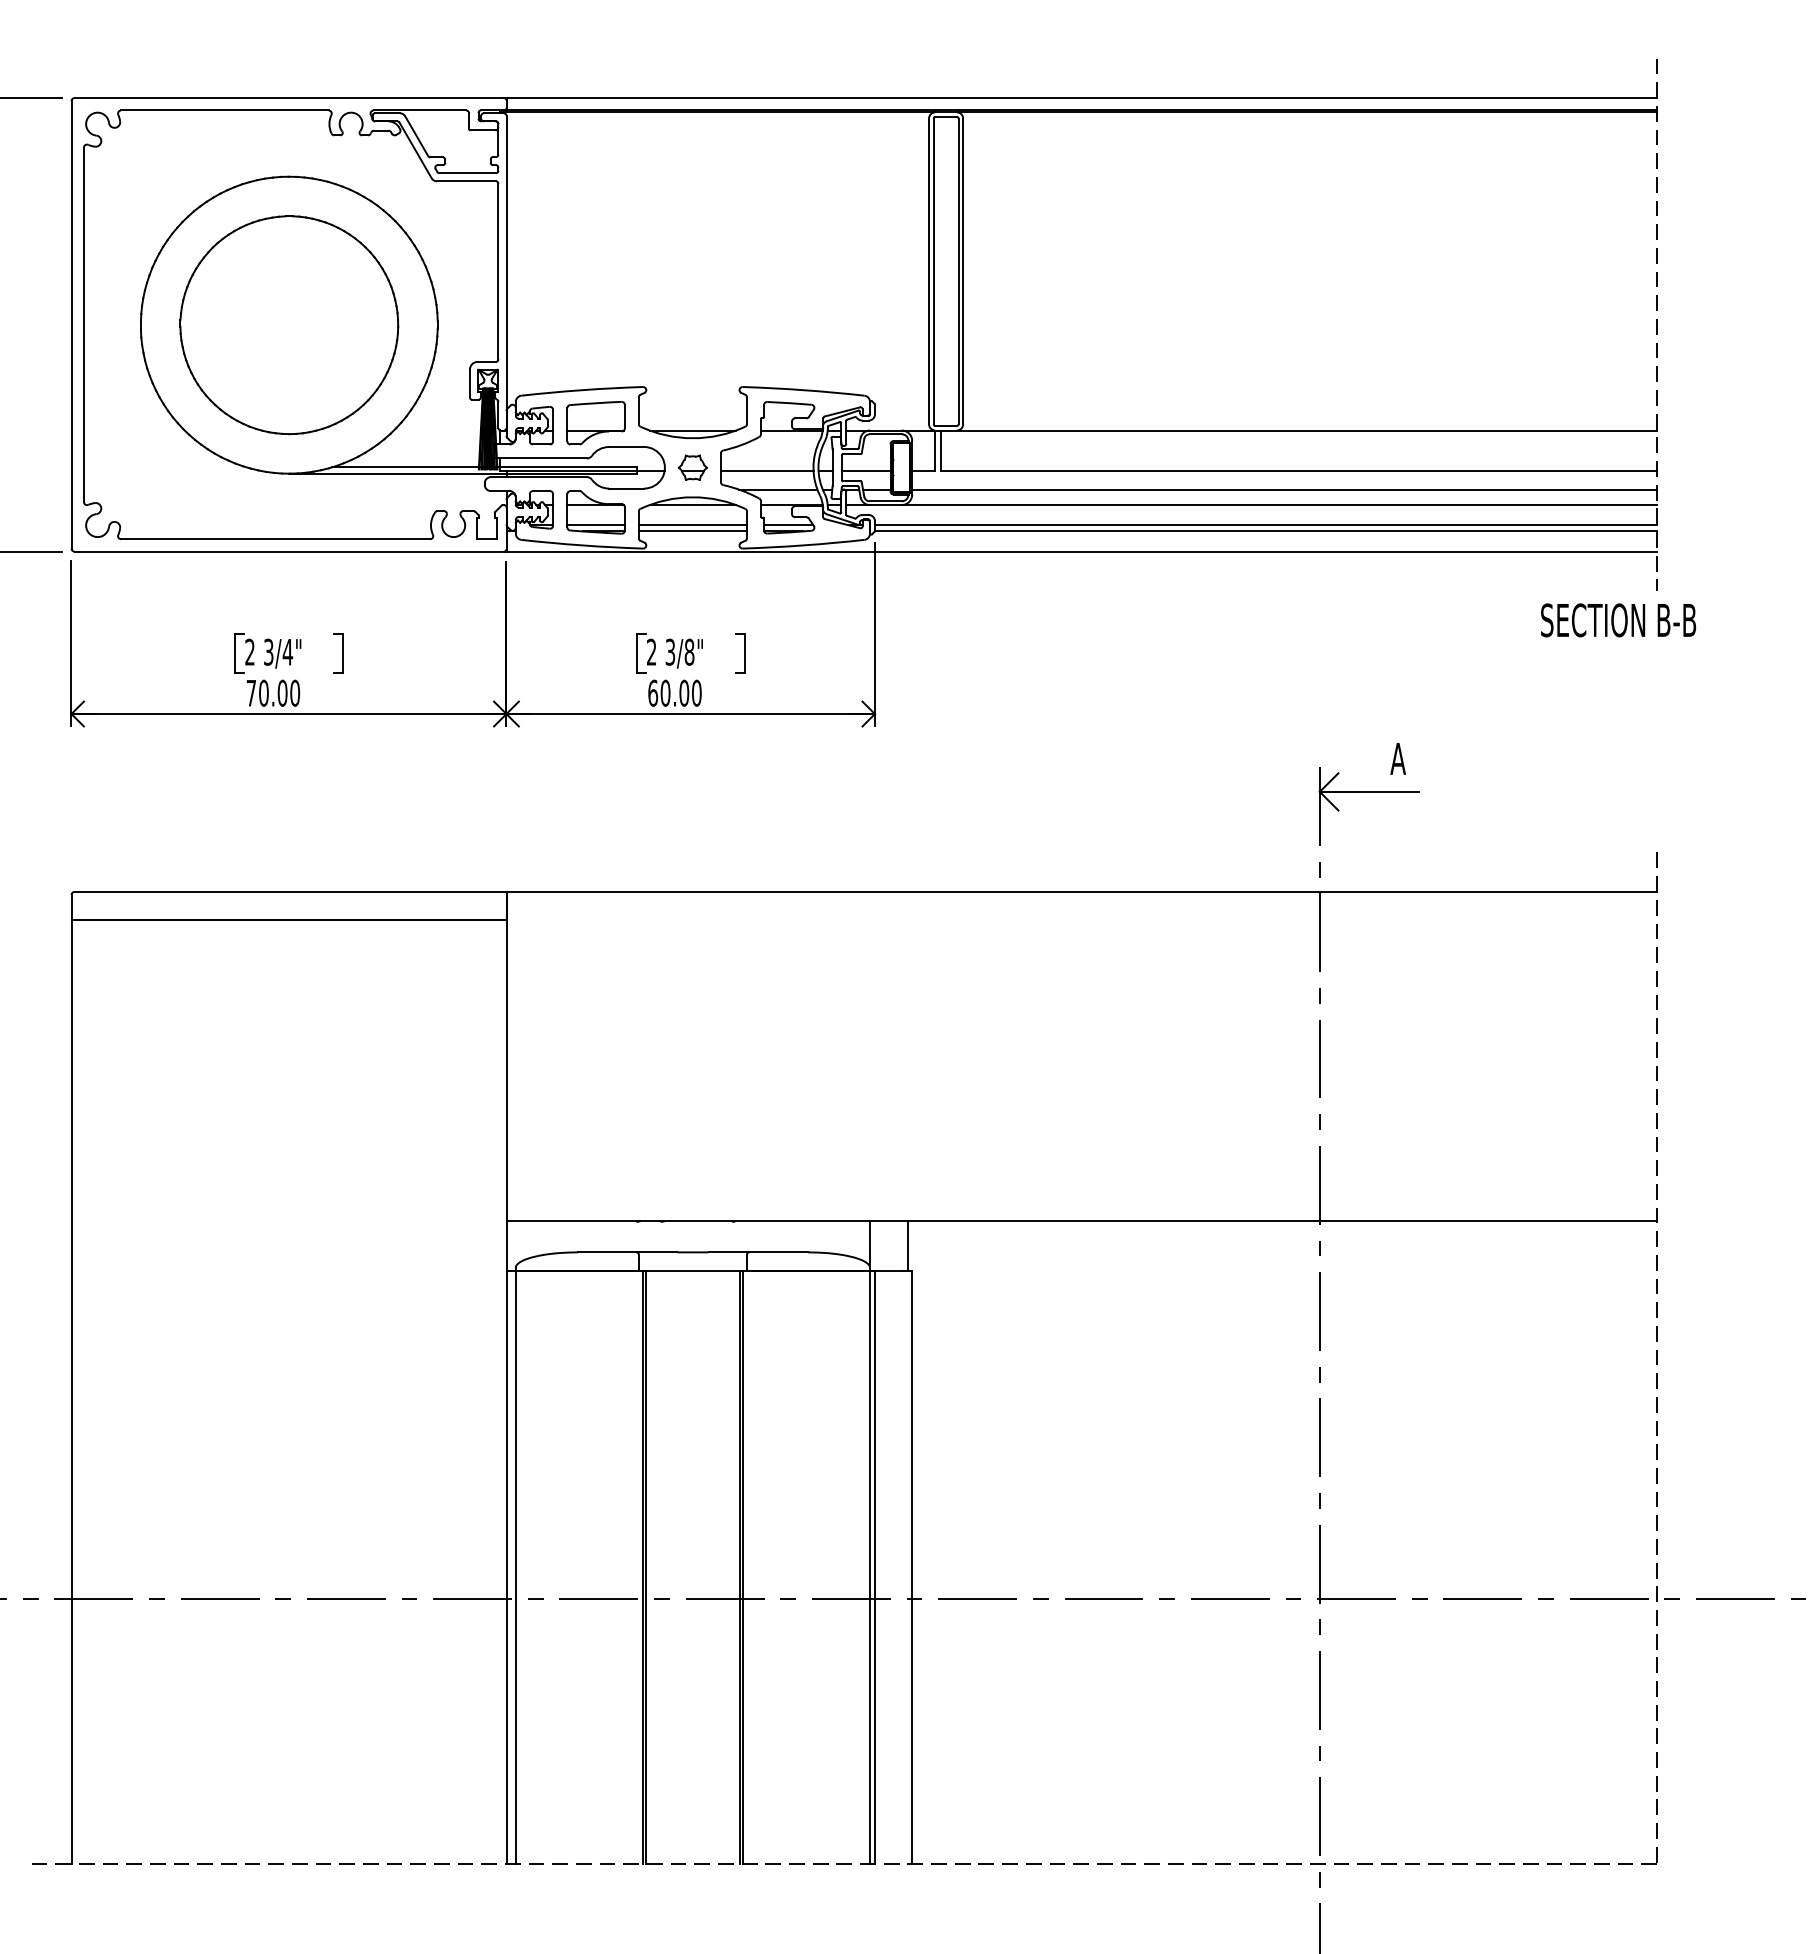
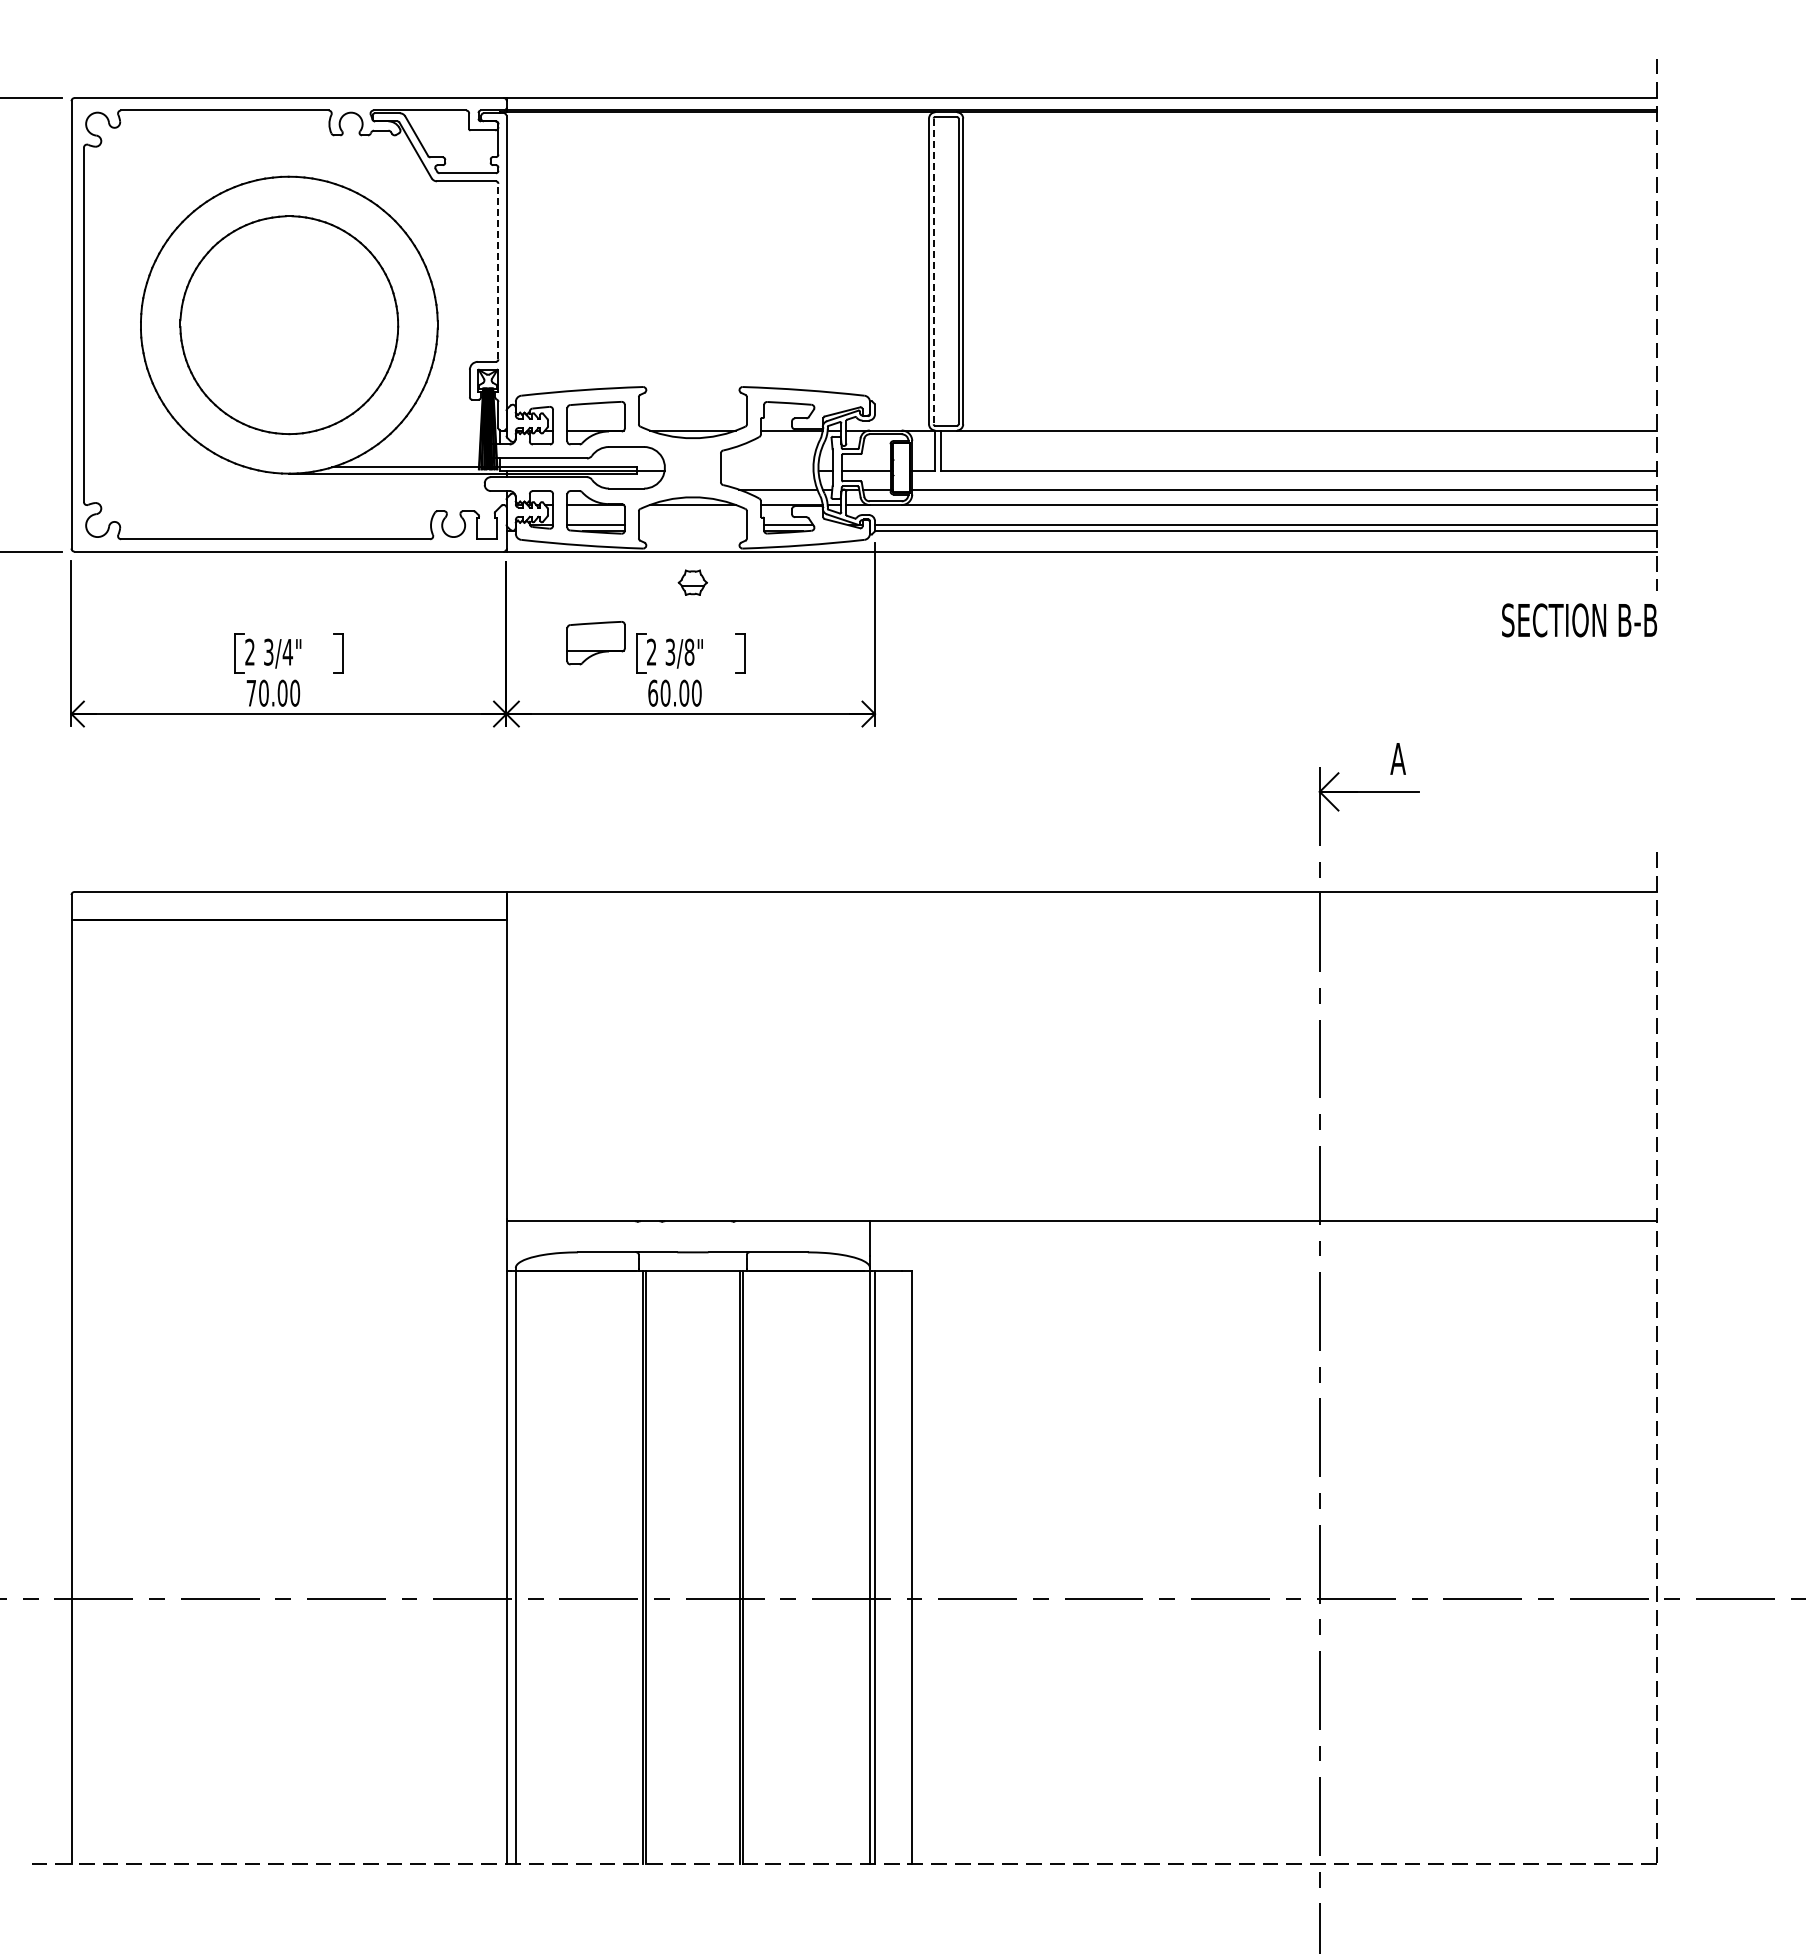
line: solid -> dashed (498, 271)
line: solid -> dashed (933, 271)
part position: (692, 467) -> (692, 582) (692, 582)
line: present -> none (766, 470)
line: present -> none (692, 525)
line: present -> none (692, 531)
text position: (1618, 620) -> (1579, 620) (1579, 620)
part: none -> present (595, 643)
line: present -> none (908, 1246)
